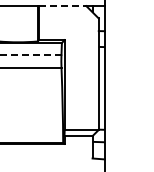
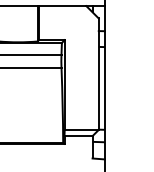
line: dashed -> solid (62, 6)
line: dashed -> solid (30, 54)
